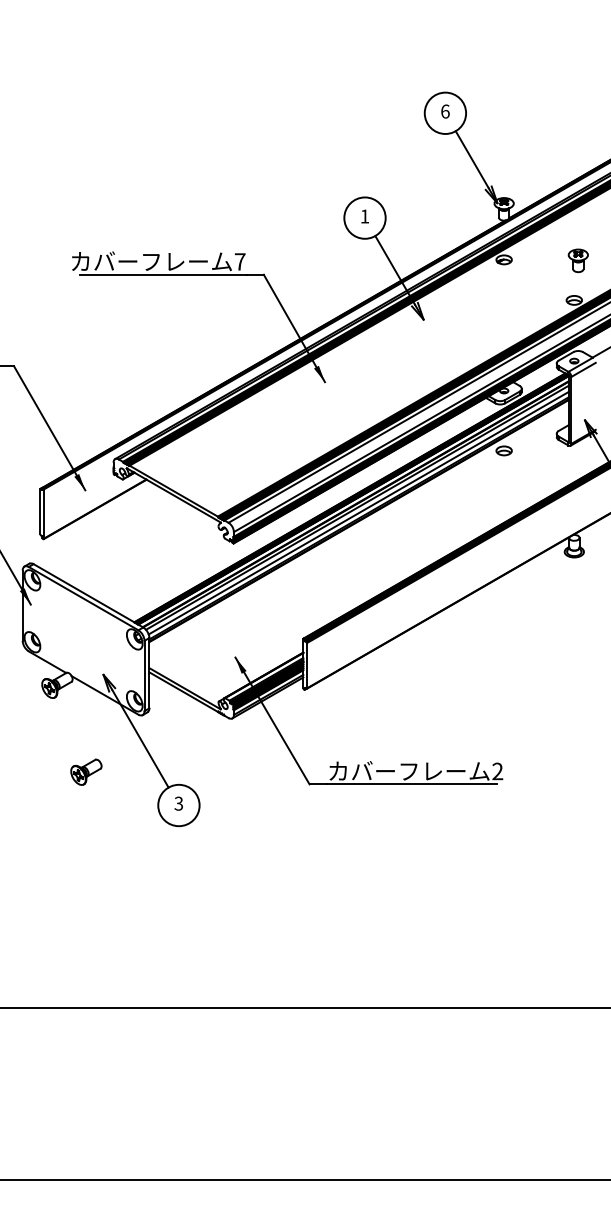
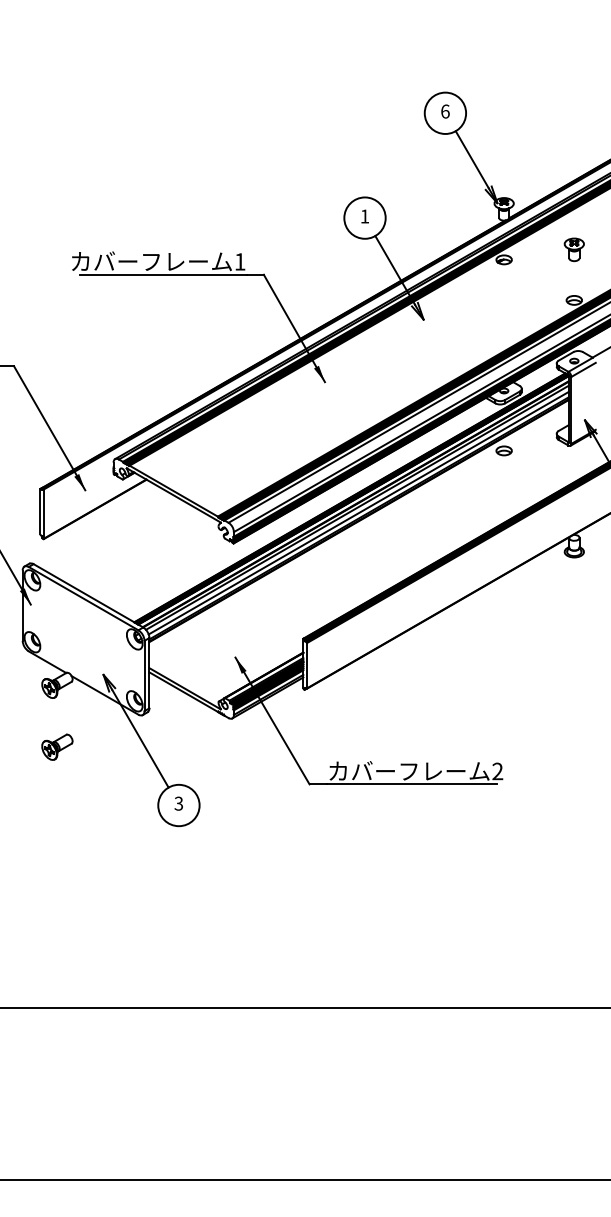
part position: (577, 260) -> (573, 249) (573, 249)
text: 7 -> 1 (239, 261)
part position: (86, 771) -> (57, 746) (57, 746)
